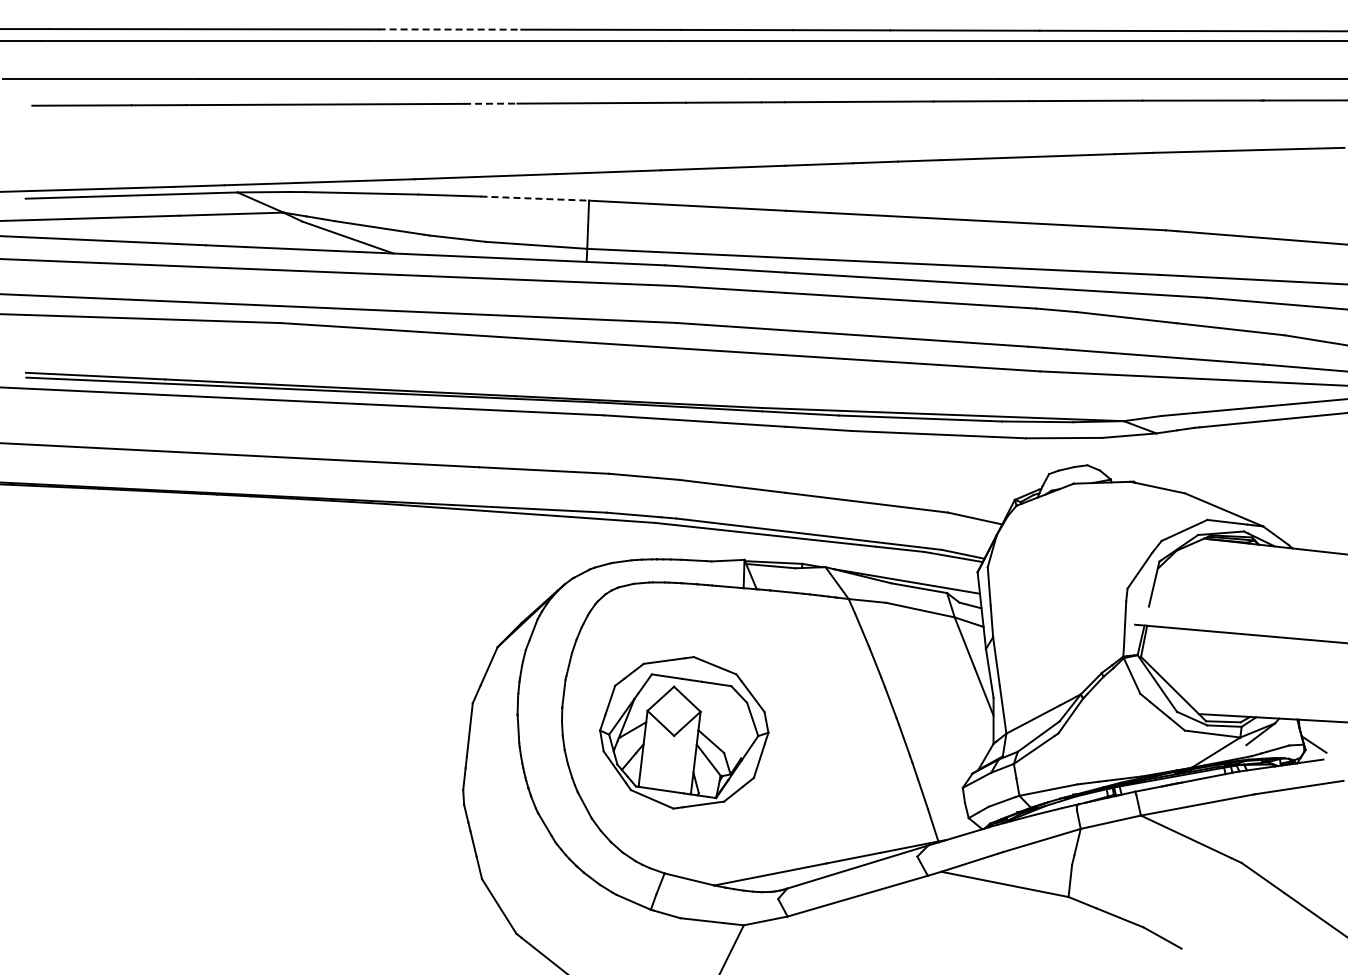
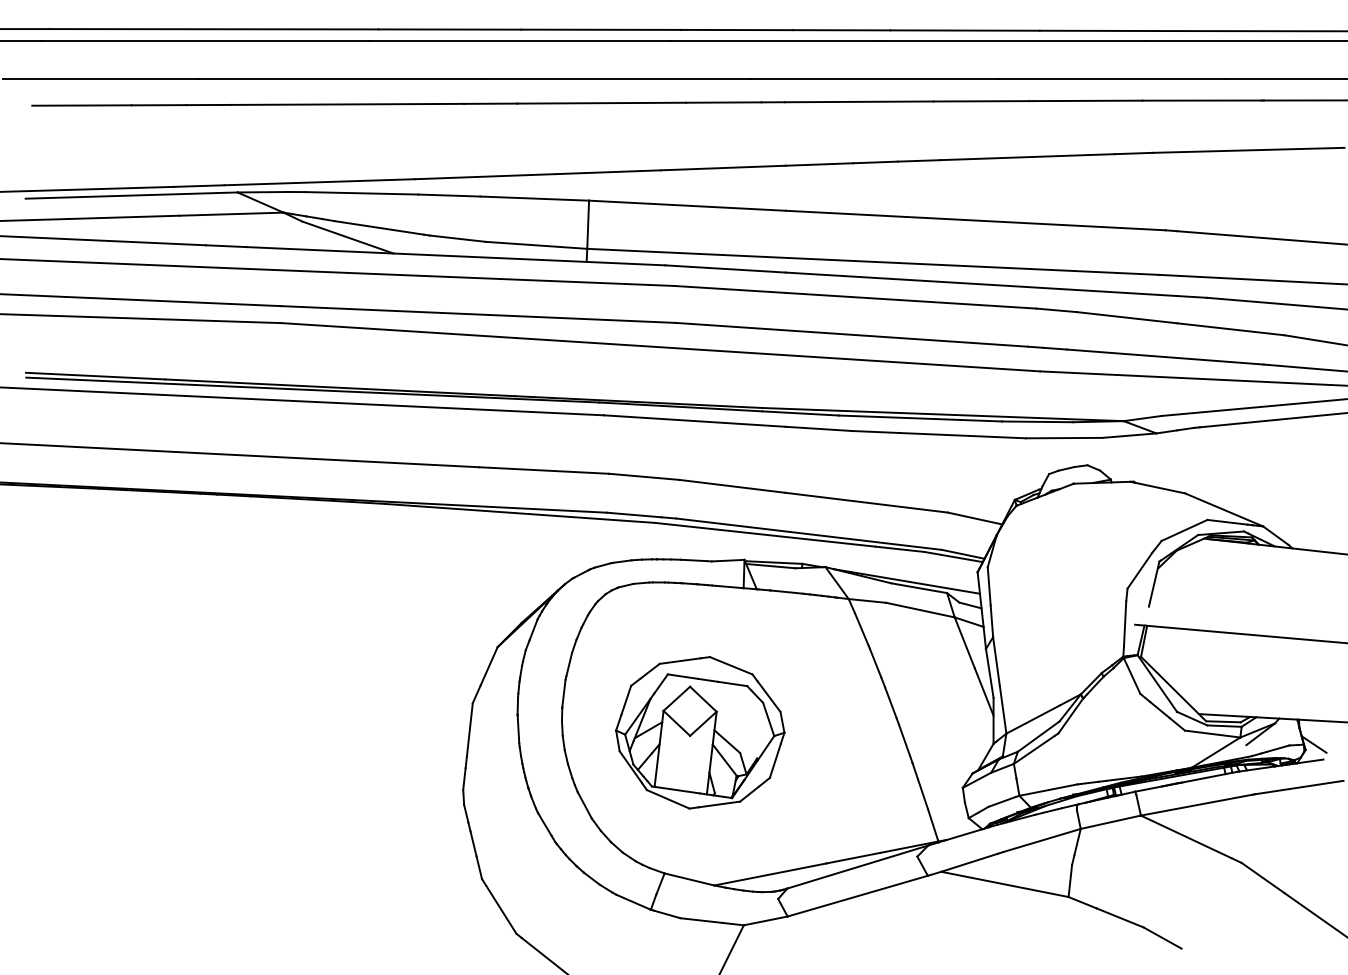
line: dashed -> solid (450, 29)
line: dashed -> solid (490, 103)
line: dashed -> solid (535, 198)
part position: (684, 732) -> (700, 732) (700, 732)
